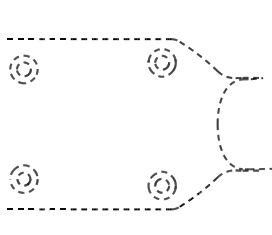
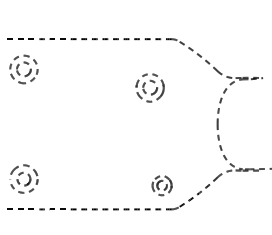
part position: (161, 62) -> (149, 87) (149, 87)
part size: 30x31 px -> 22x22 px (161, 185)
